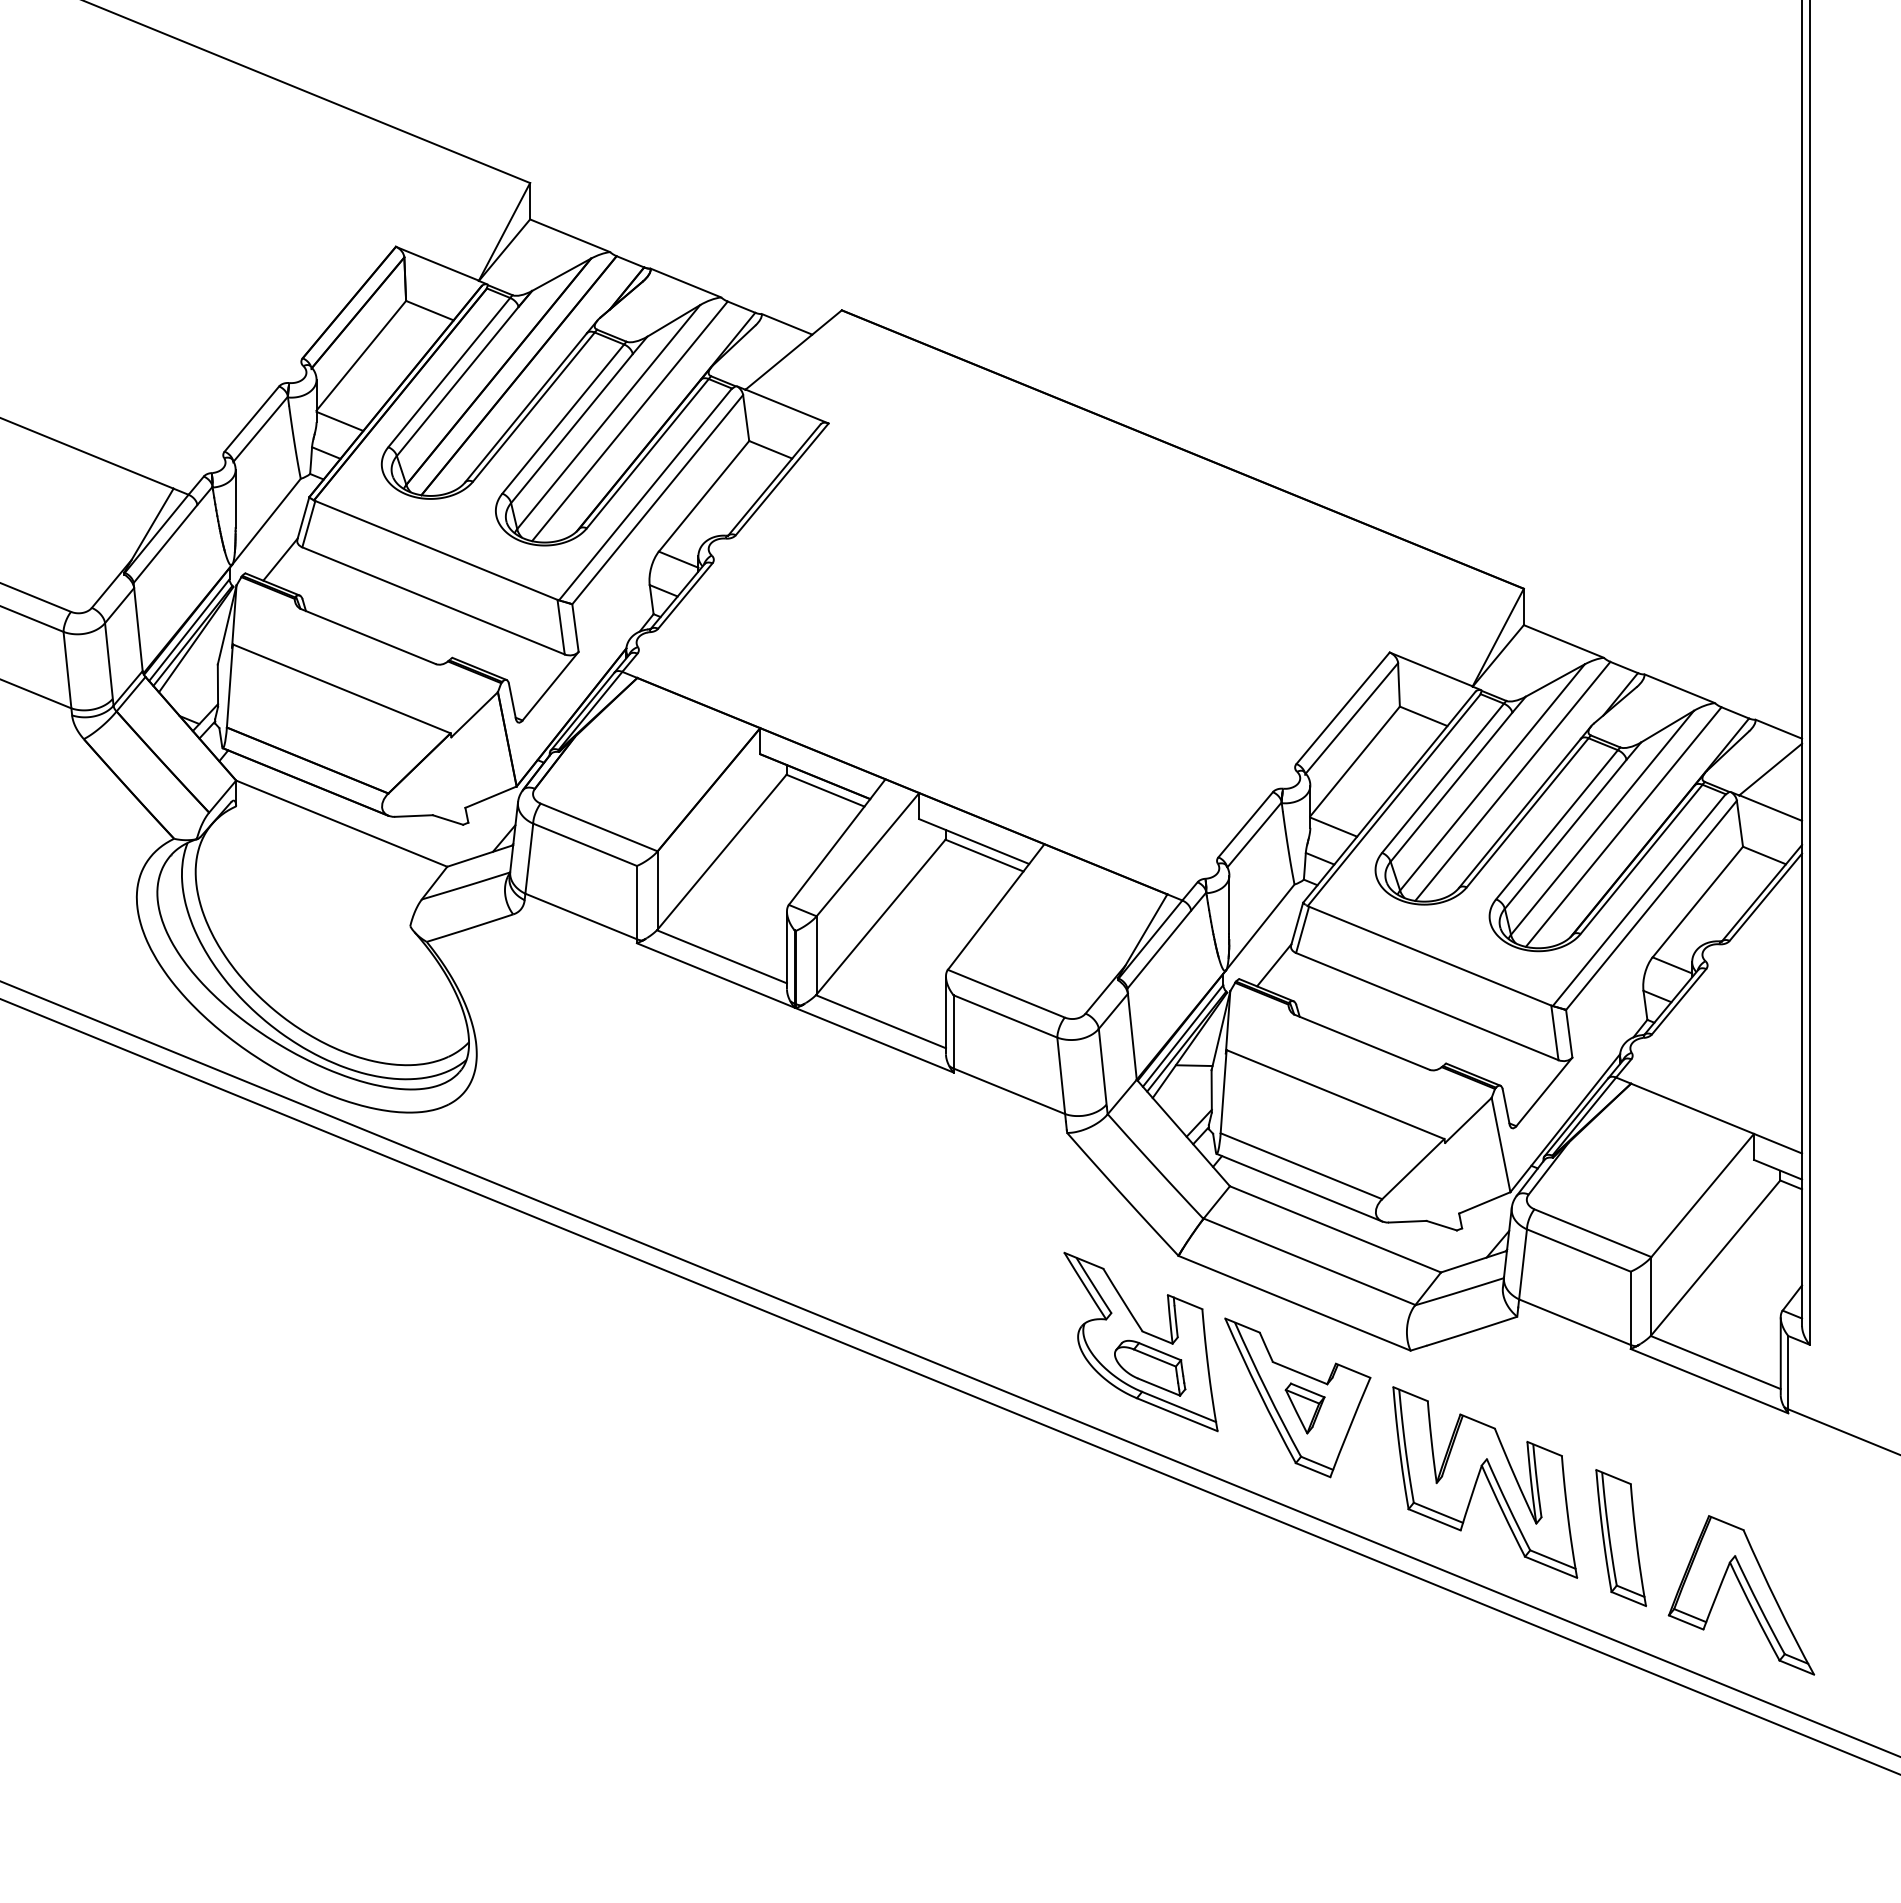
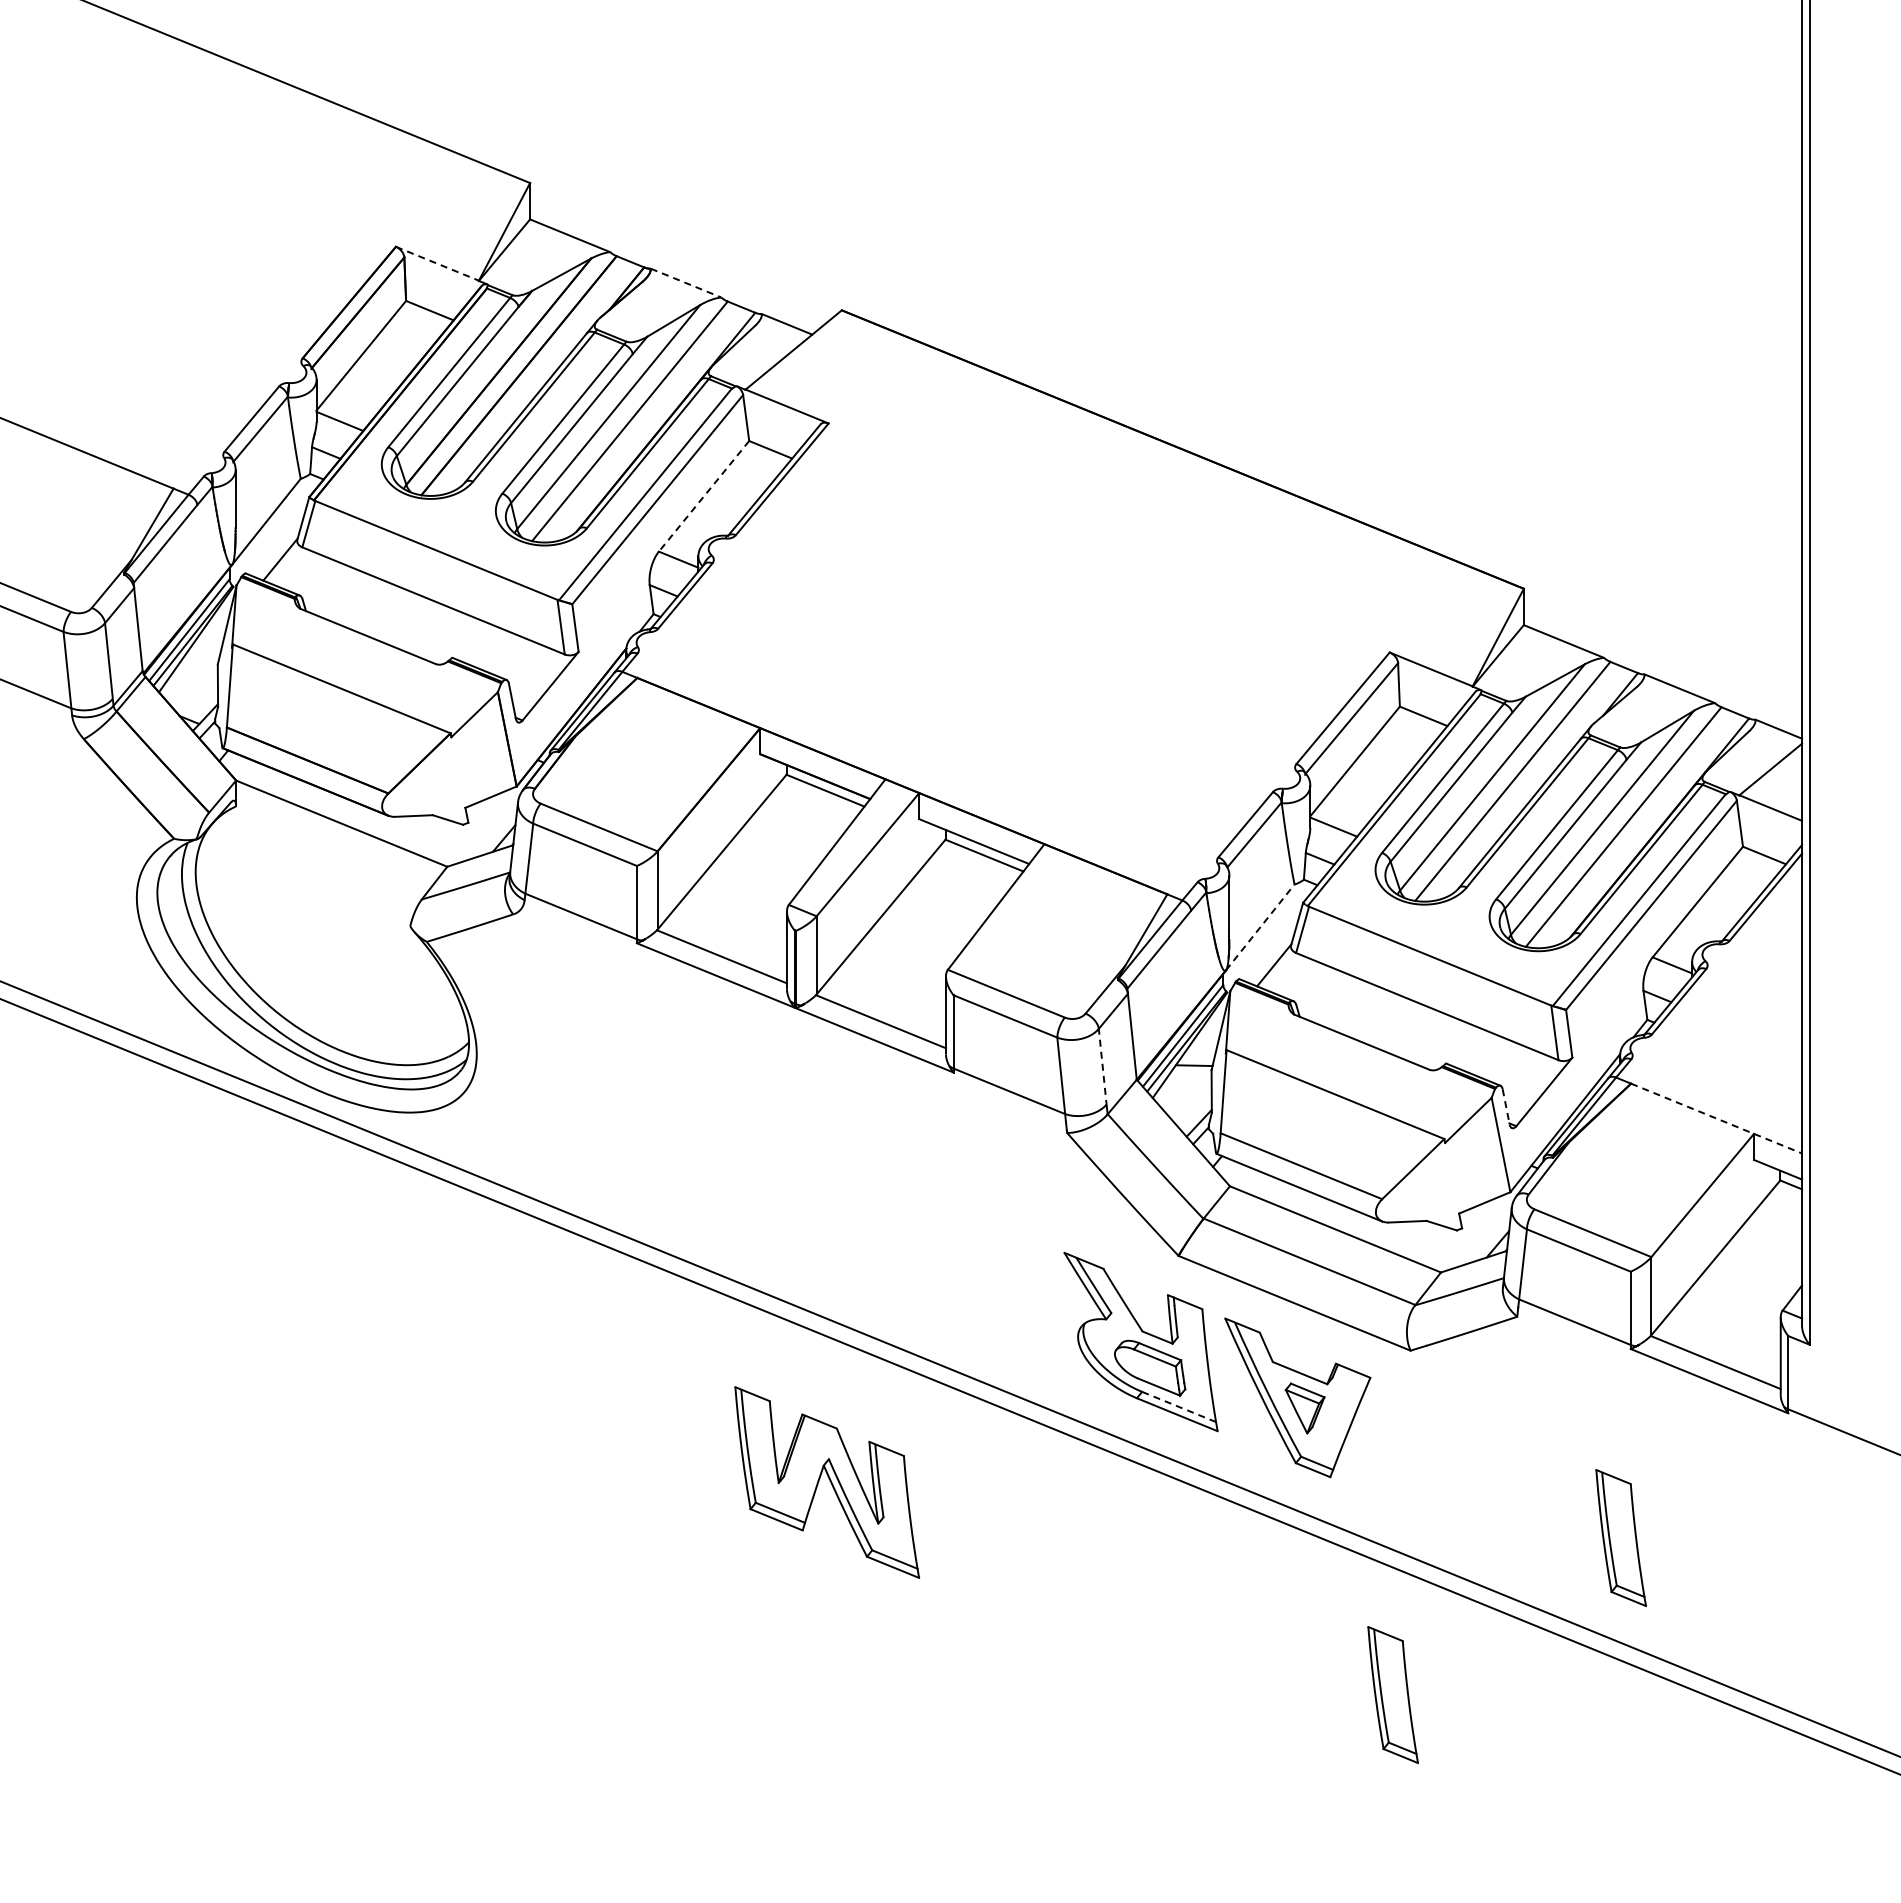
line: solid -> dashed (437, 263)
line: solid -> dashed (686, 283)
line: solid -> dashed (703, 496)
line: solid -> dashed (1260, 927)
line: solid -> dashed (1102, 1067)
line: solid -> dashed (1506, 1107)
line: solid -> dashed (1717, 1118)
line: solid -> dashed (1179, 1406)
part position: (1485, 1482) -> (827, 1482) (827, 1482)
part: present -> none (1741, 1595)
part: none -> present (1392, 1695)
